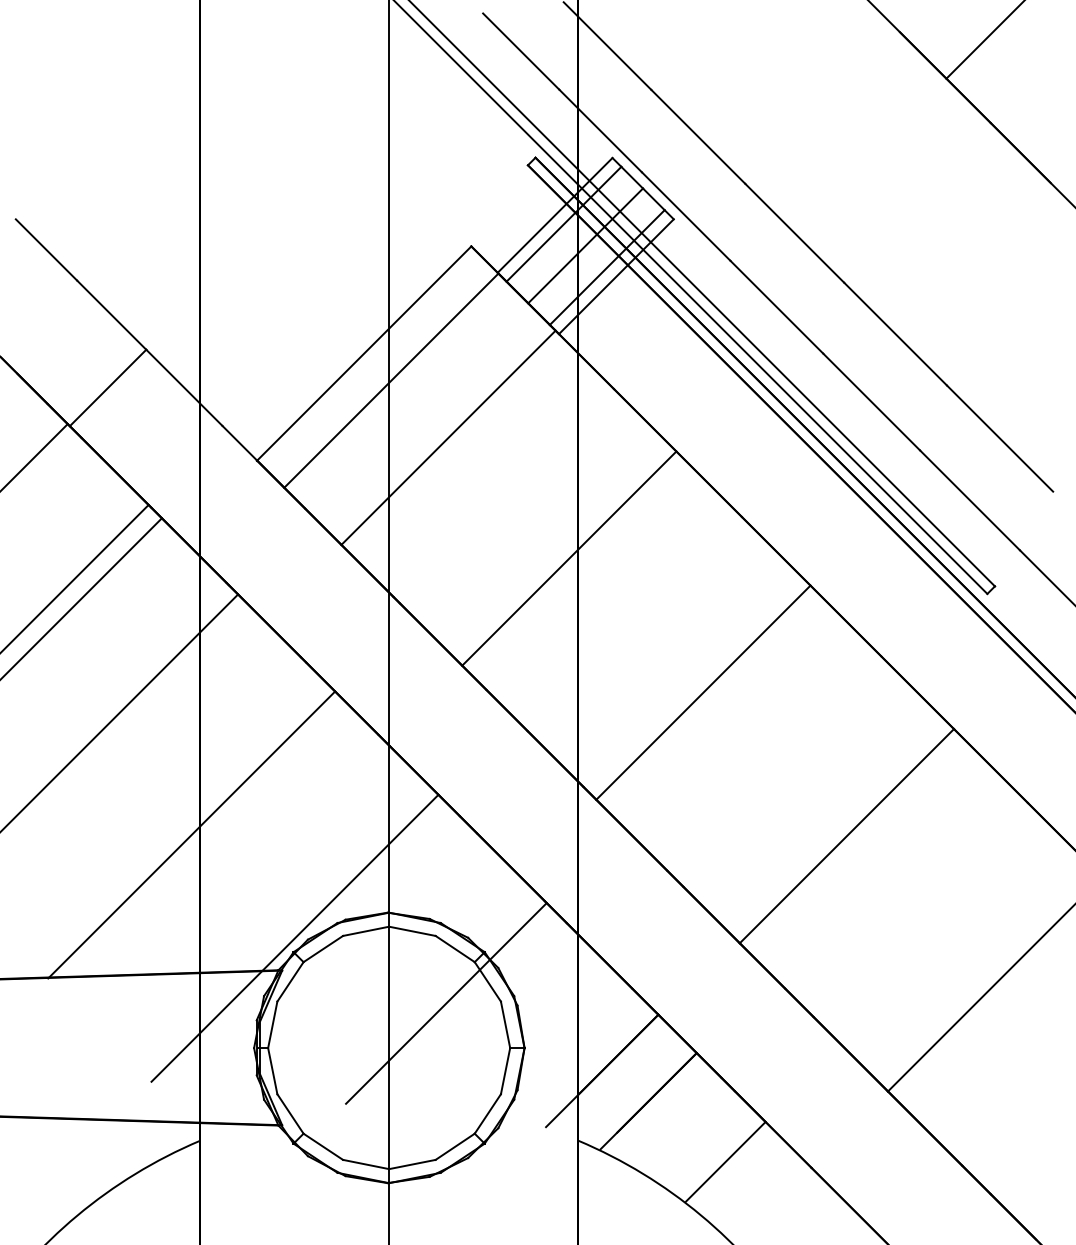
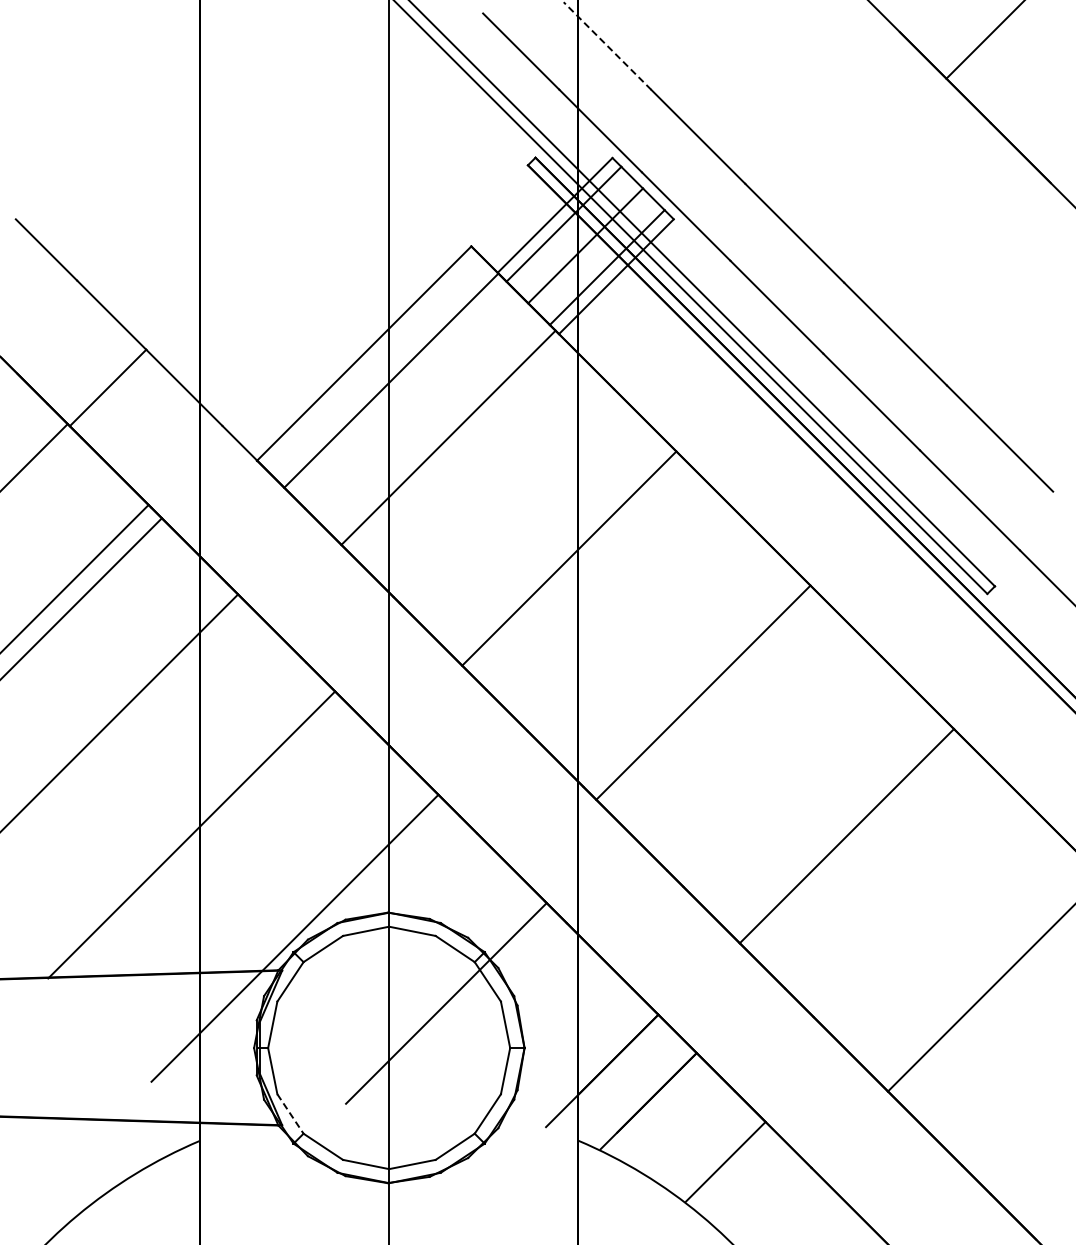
line: solid -> dashed (607, 46)
line: solid -> dashed (290, 1113)
